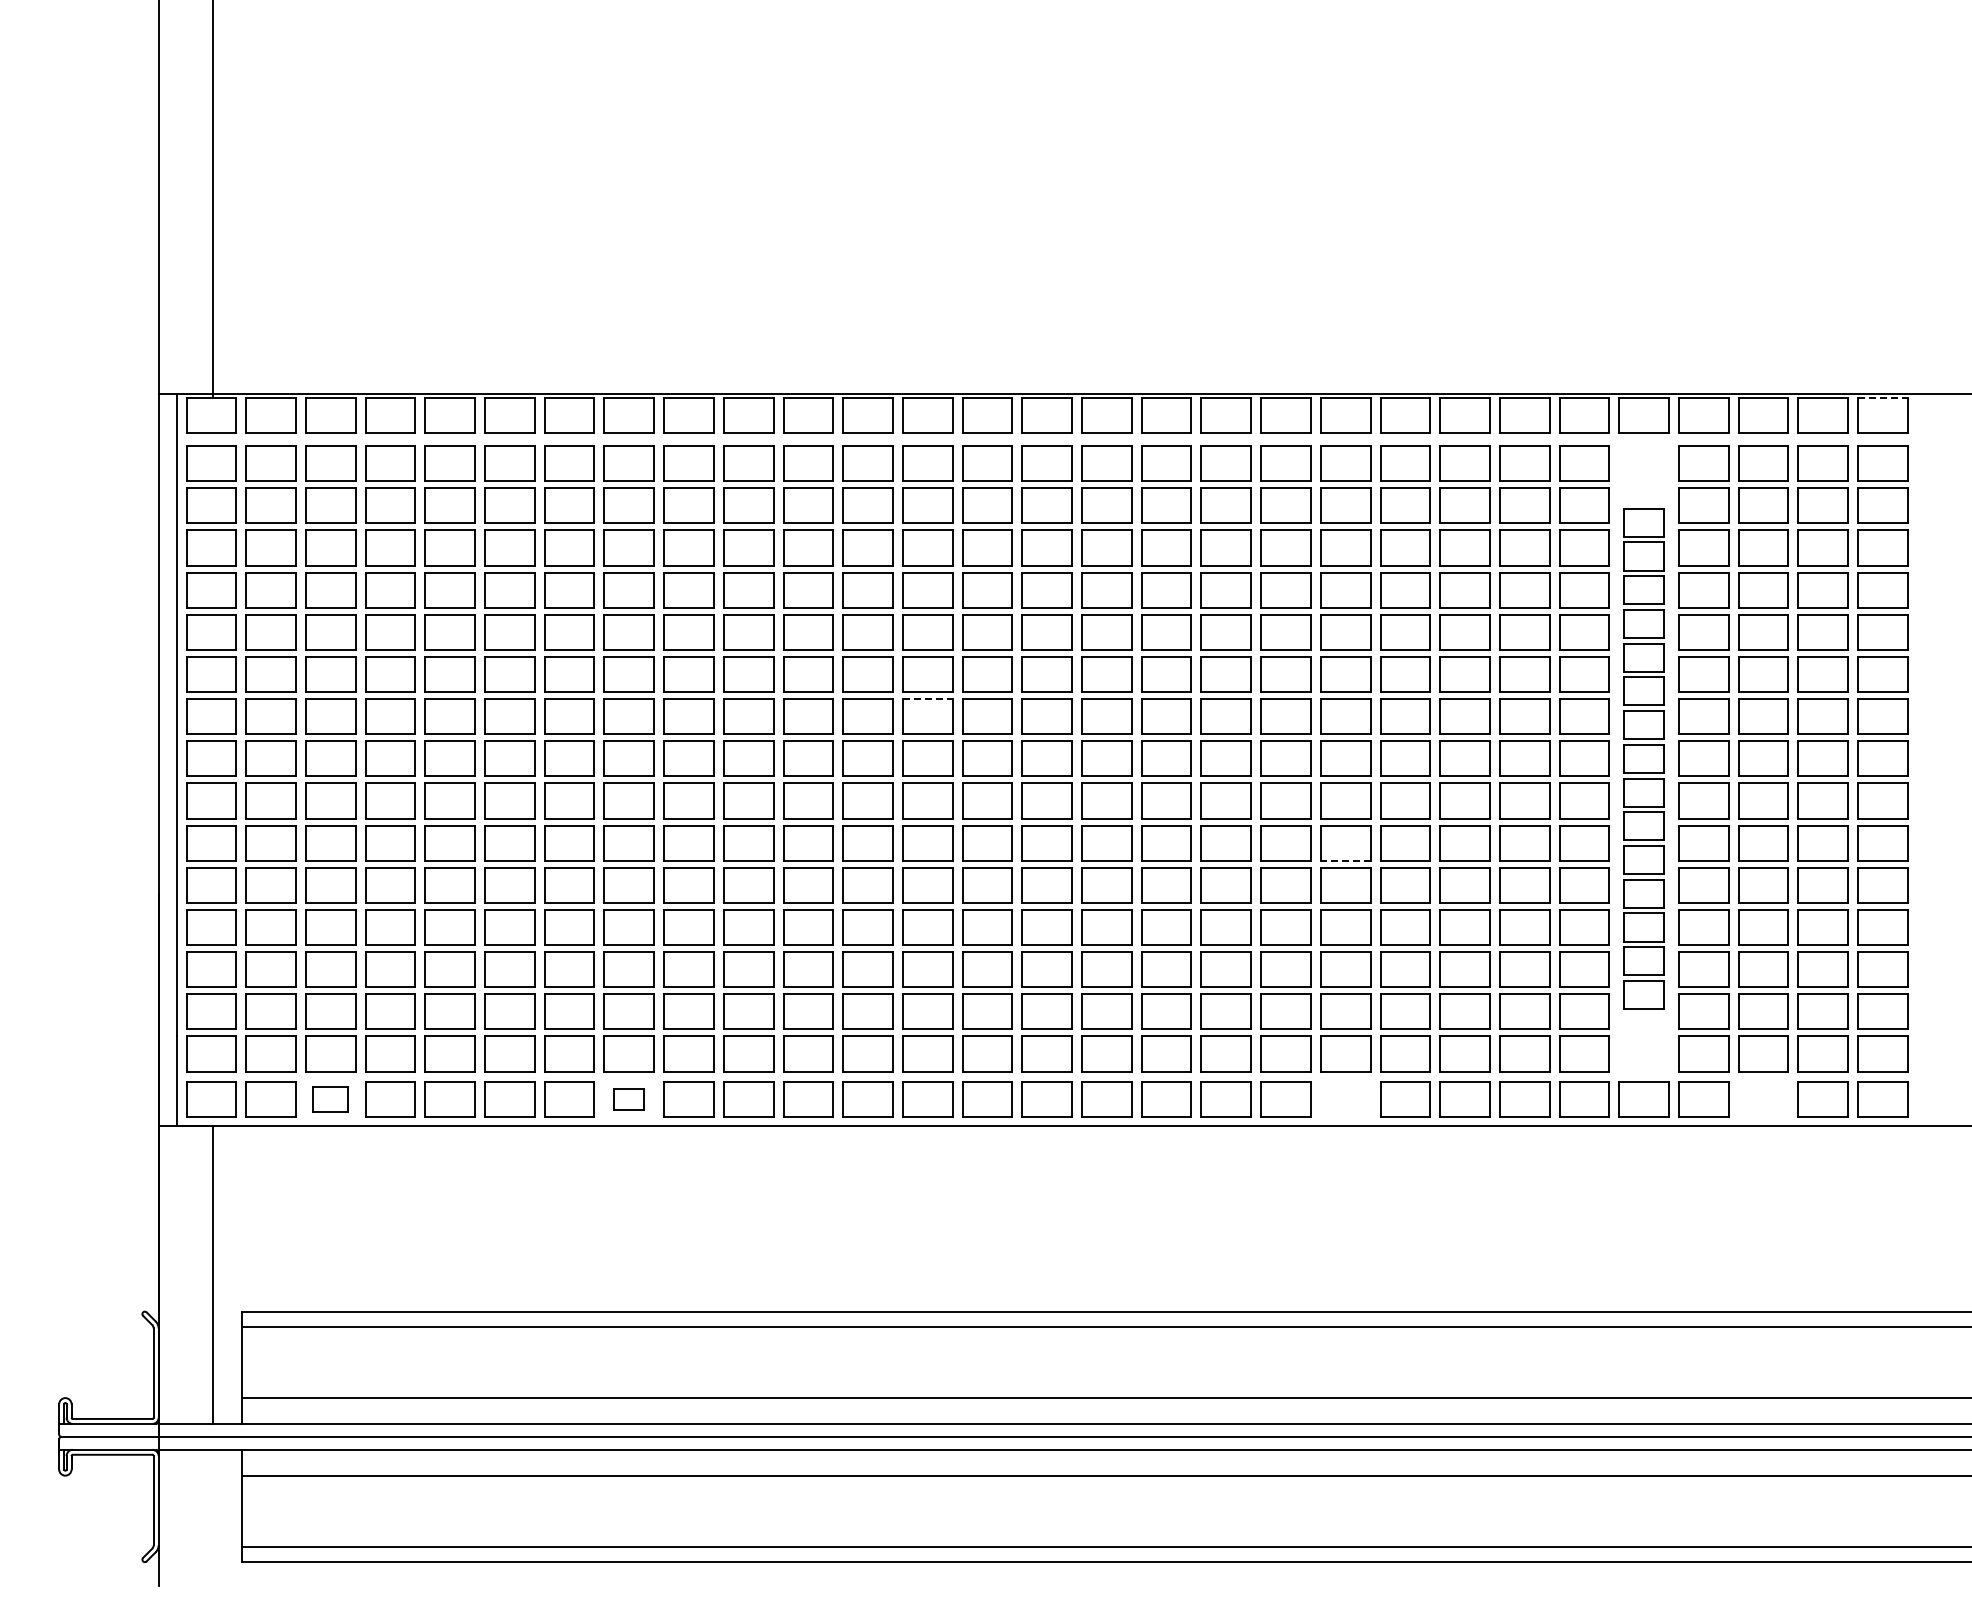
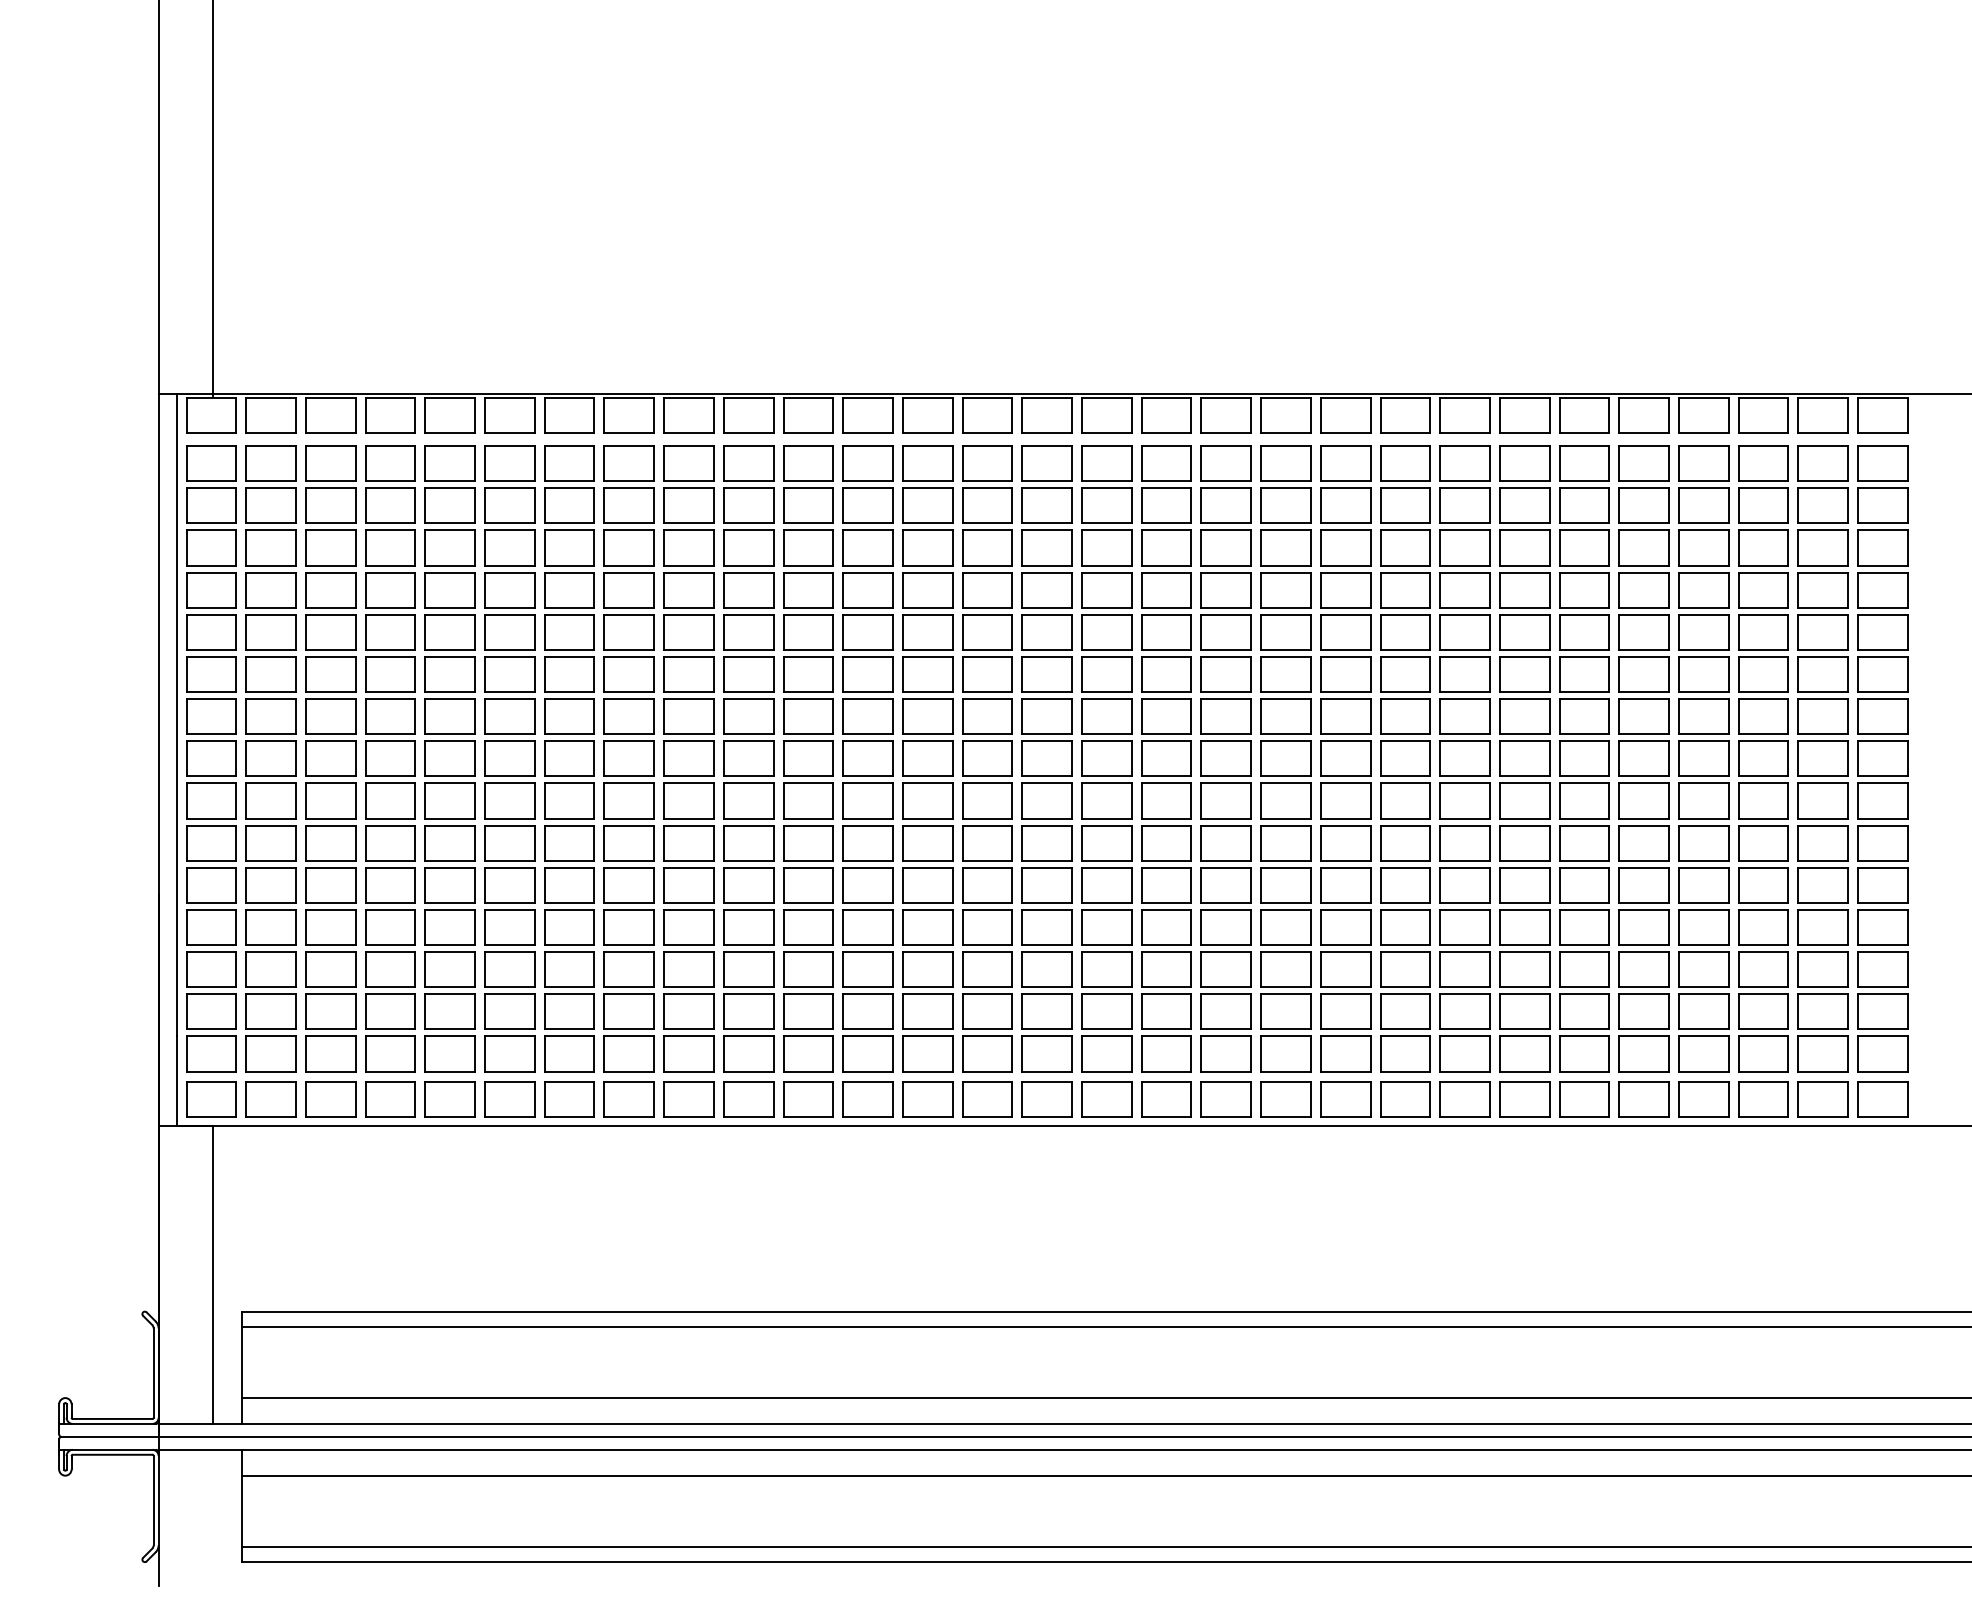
line: dashed -> solid (1882, 398)
line: dashed -> solid (927, 699)
part size: 42x502 px -> 52x628 px (1643, 758)
line: dashed -> solid (1345, 860)
part size: 37x27 px -> 52x37 px (330, 1099)
part size: 32x23 px -> 52x37 px (628, 1099)
part: none -> present (1345, 1099)
part: none -> present (1763, 1099)
